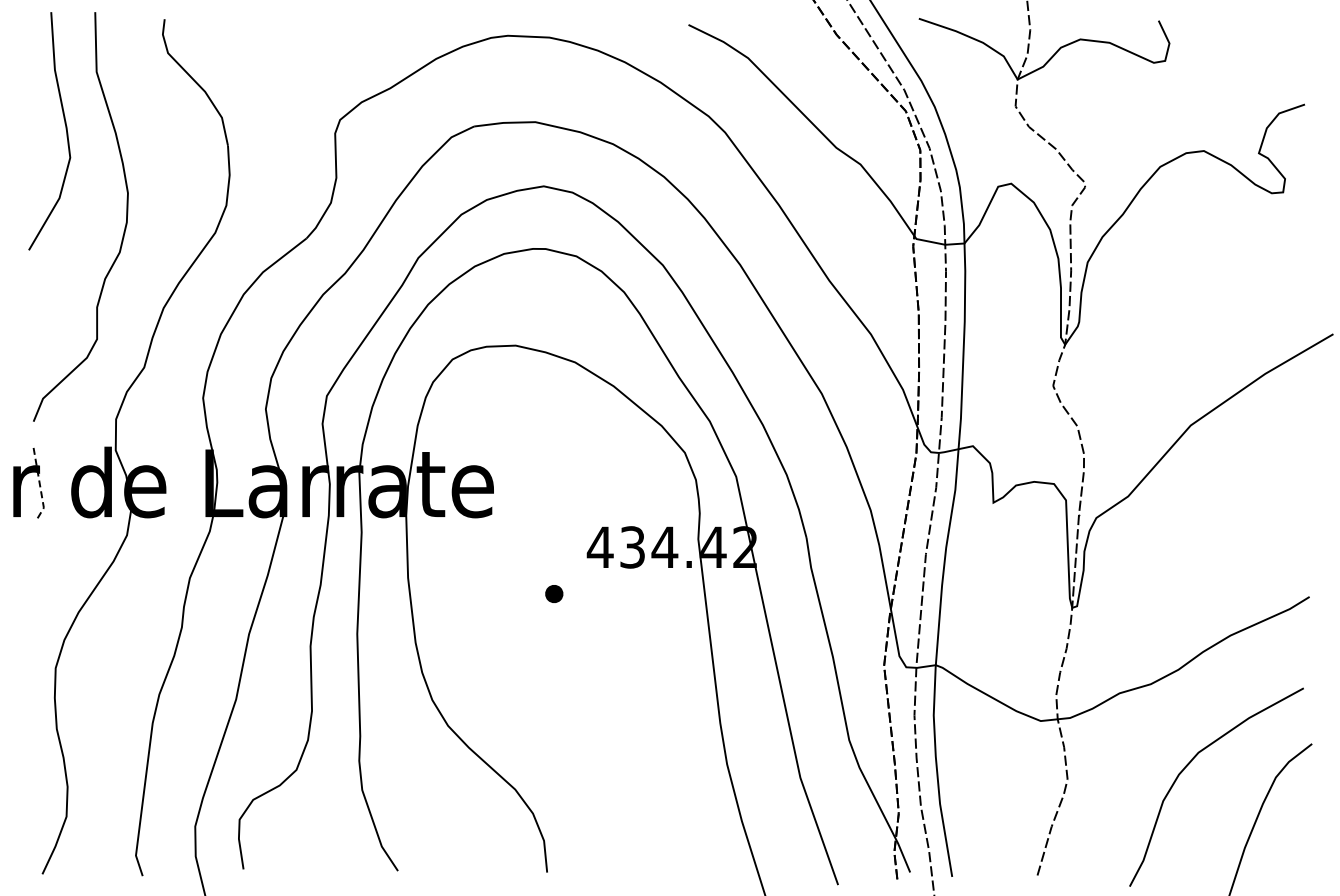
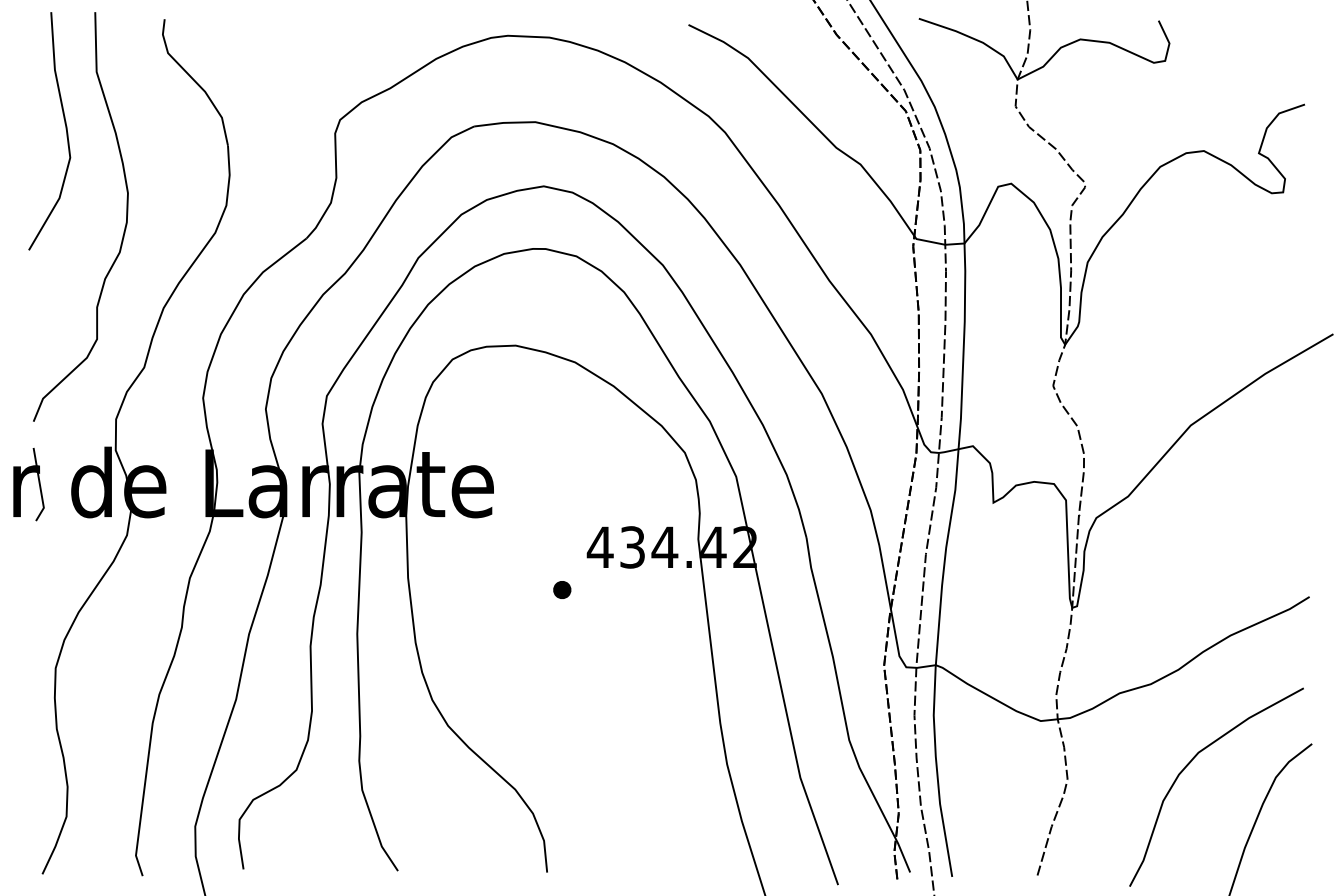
line: dashed -> solid (40, 486)
part position: (554, 593) -> (562, 589) (562, 589)
